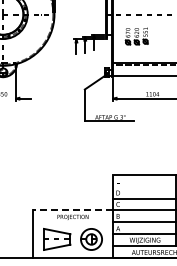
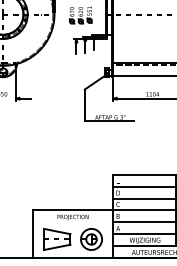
part position: (136, 36) -> (80, 15) (80, 15)
line: none -> present (142, 186)
line: dashed -> solid (73, 210)
